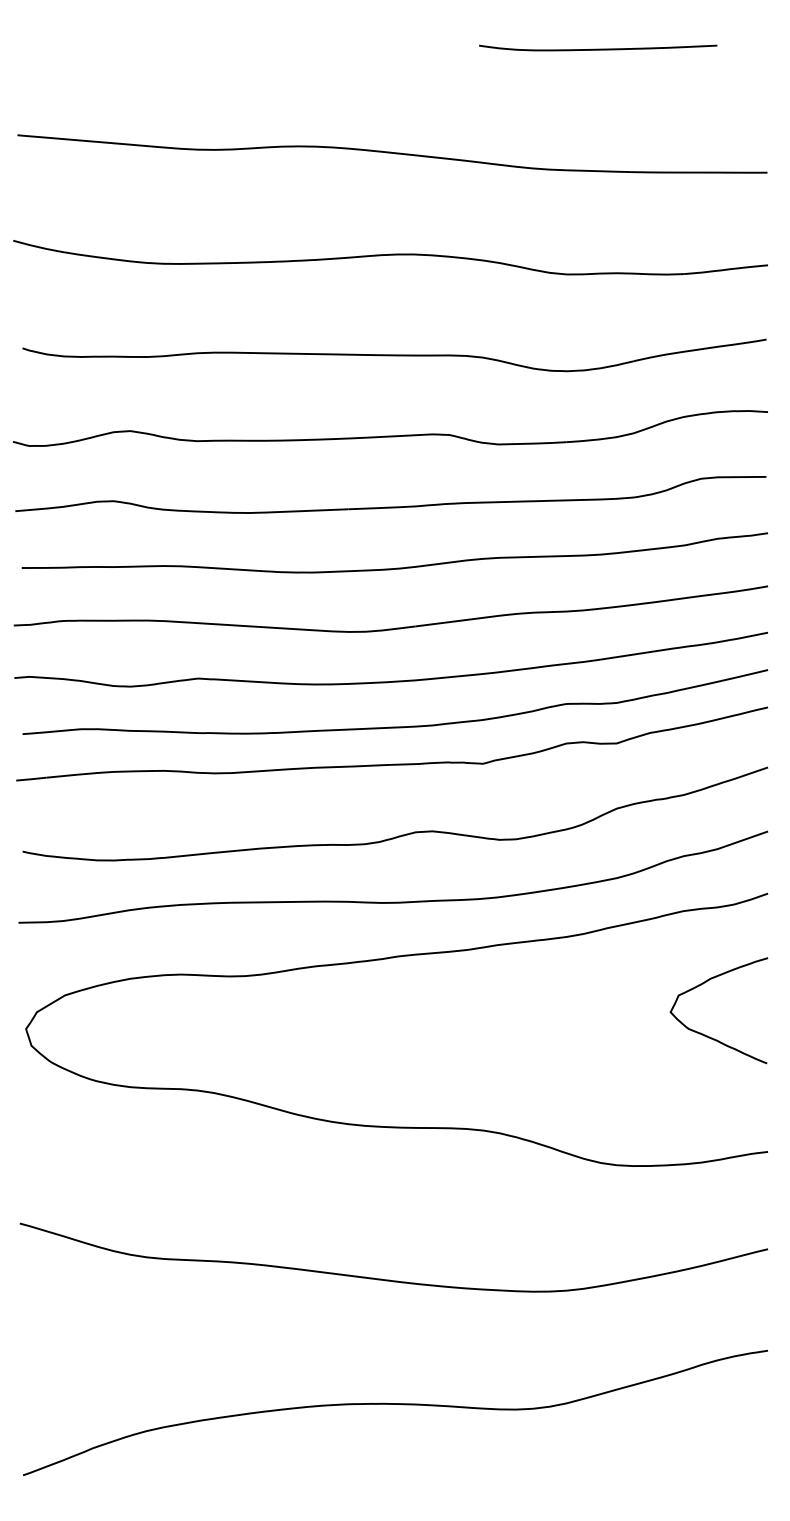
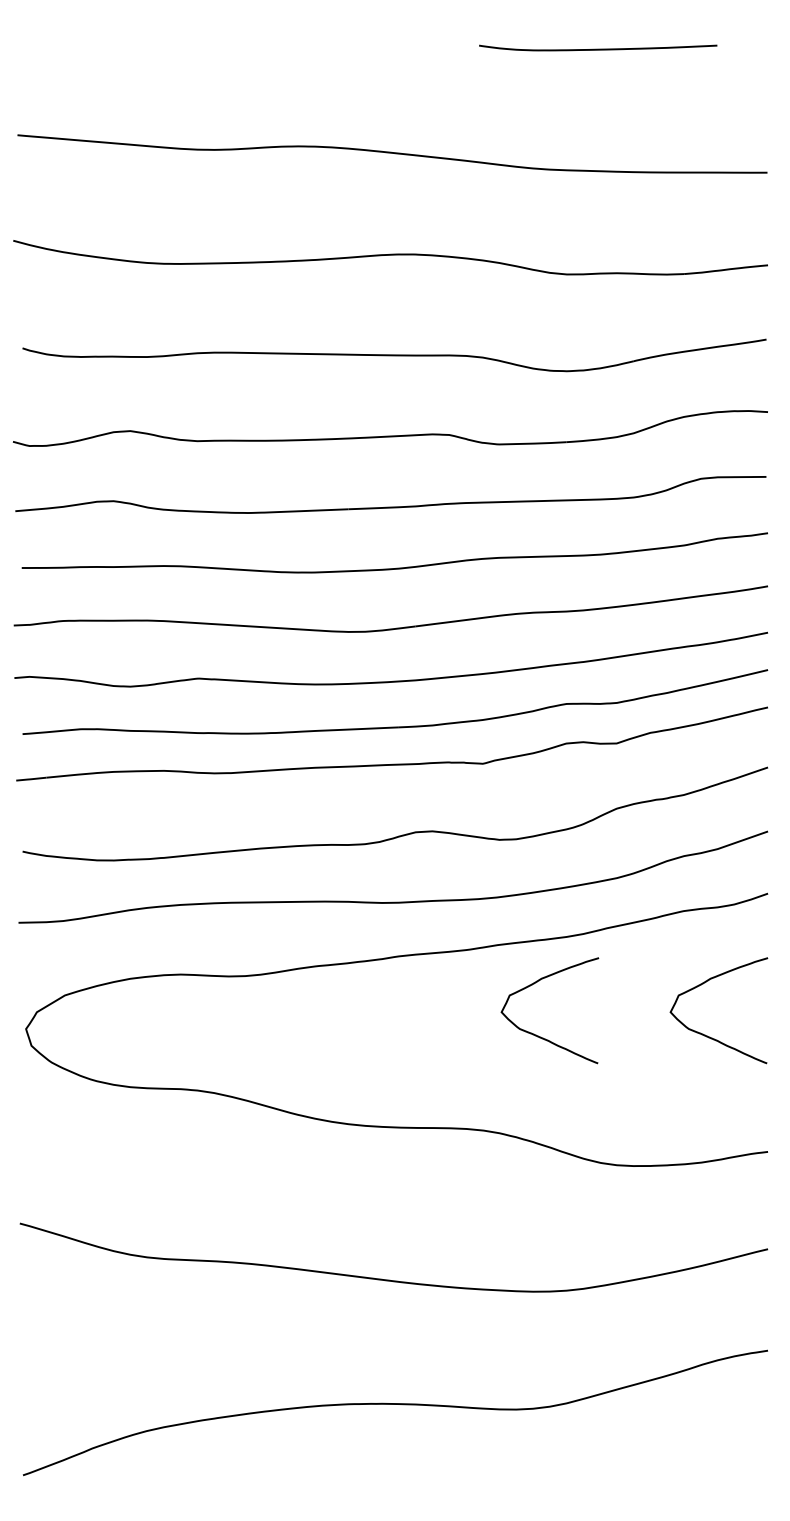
curve: none -> present (536, 1034)
